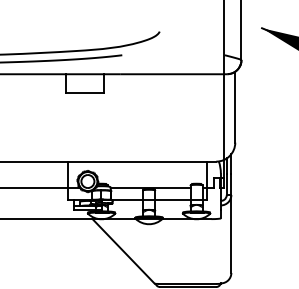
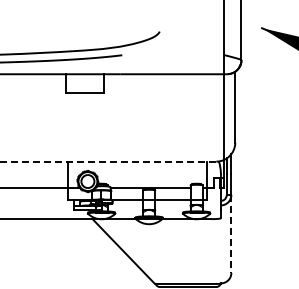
line: solid -> dashed (108, 161)
line: solid -> dashed (231, 234)
